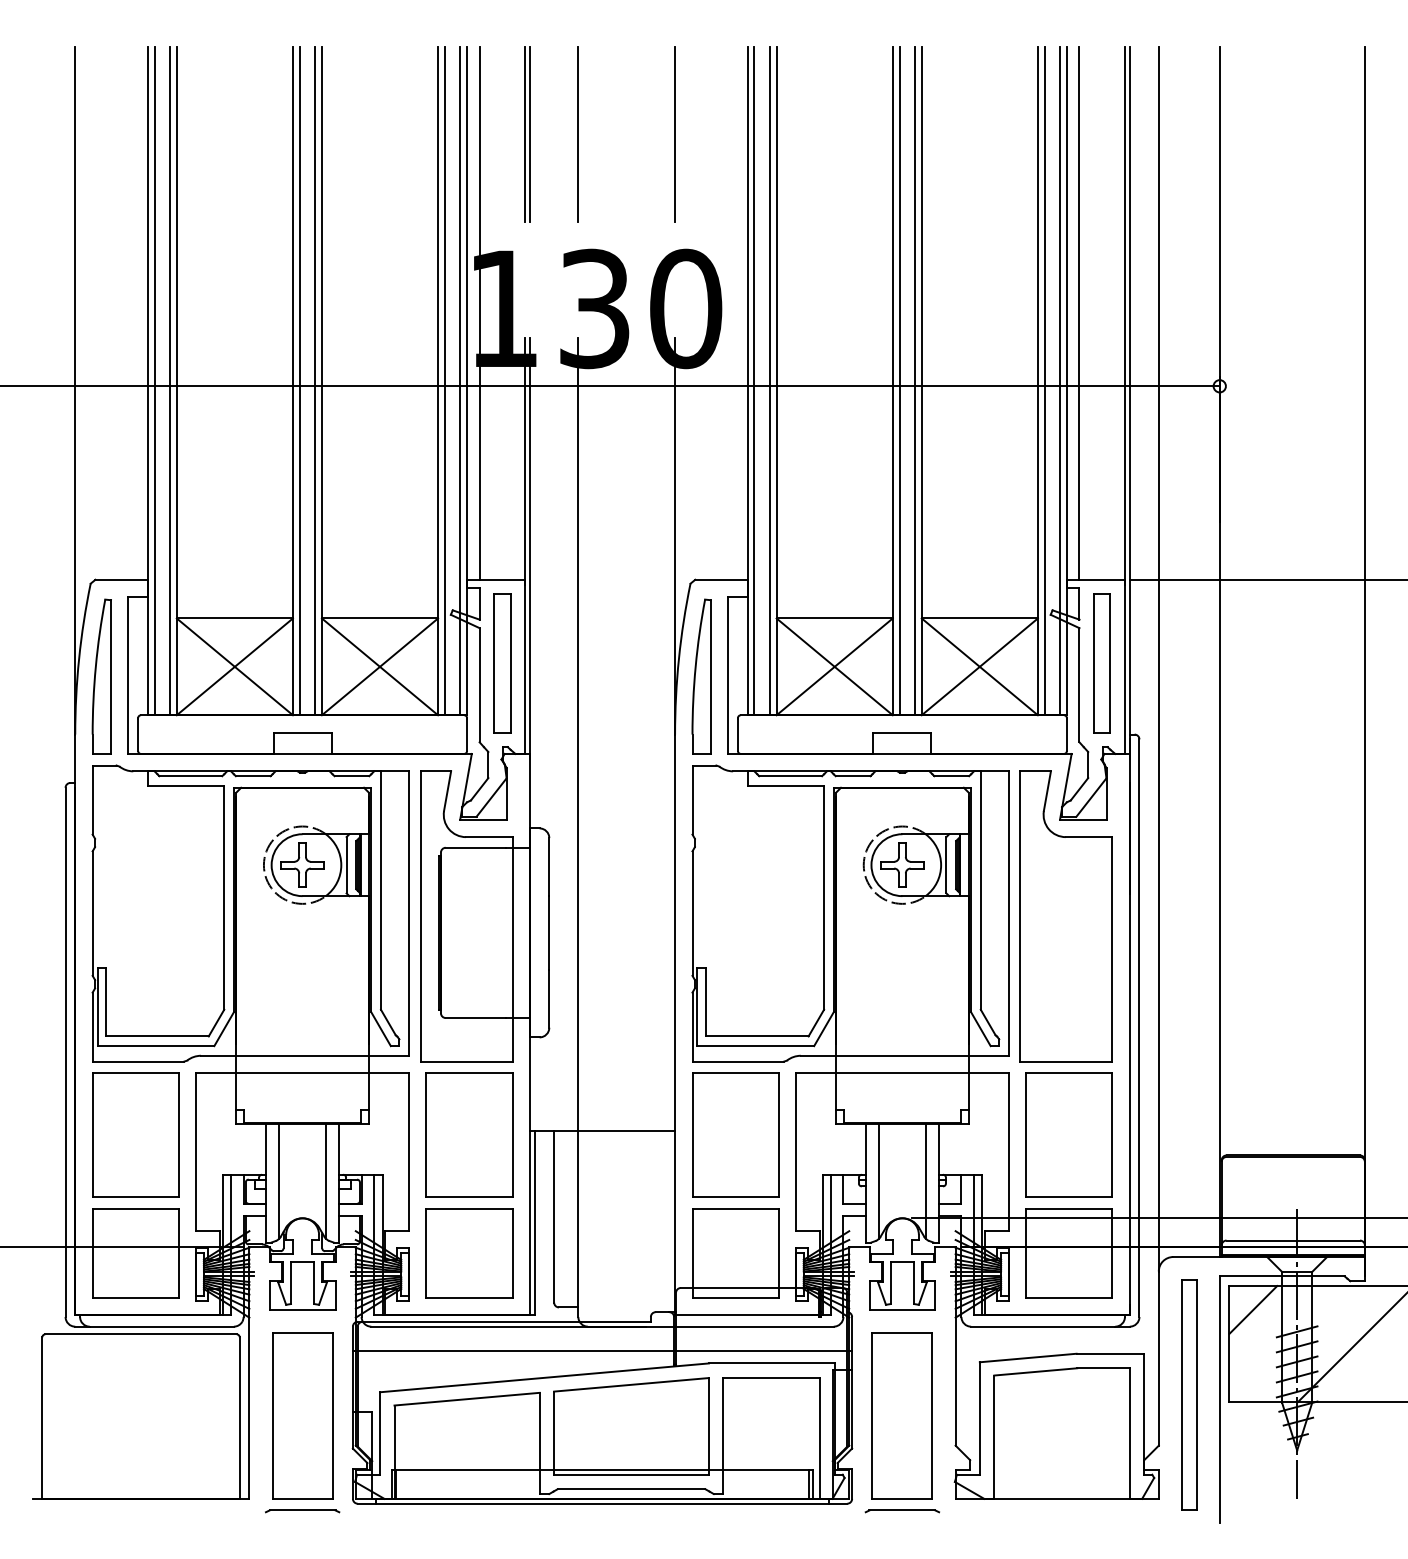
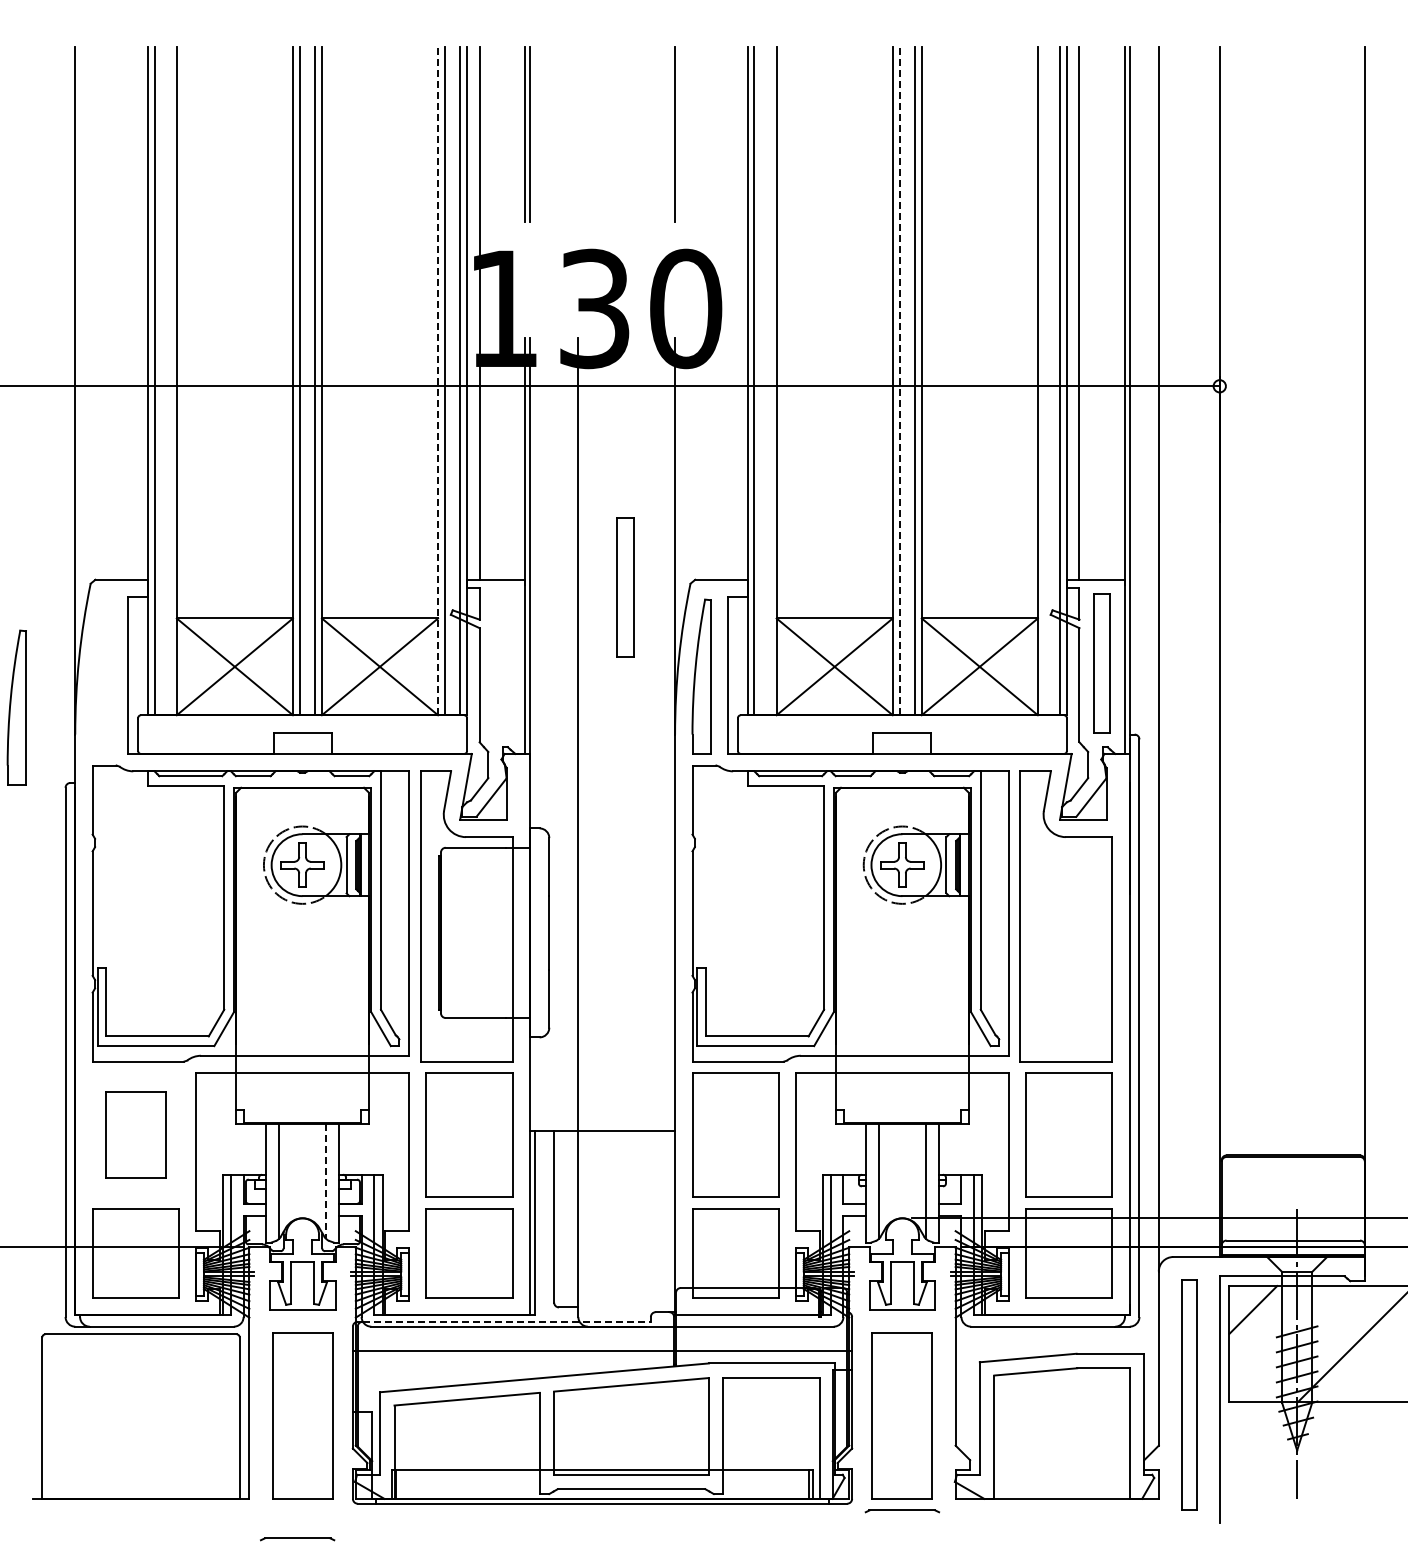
line: present -> none (578, 134)
line: present -> none (170, 380)
line: solid -> dashed (438, 380)
line: present -> none (769, 380)
line: solid -> dashed (899, 380)
line: present -> none (1044, 380)
line: present -> none (1266, 579)
part position: (502, 663) -> (625, 587) (625, 587)
part position: (101, 676) -> (16, 707) (16, 707)
part size: 88x126 px -> 62x88 px (135, 1134)
line: solid -> dashed (326, 1181)
line: solid -> dashed (507, 1321)
part position: (302, 1511) -> (297, 1539) (297, 1539)
